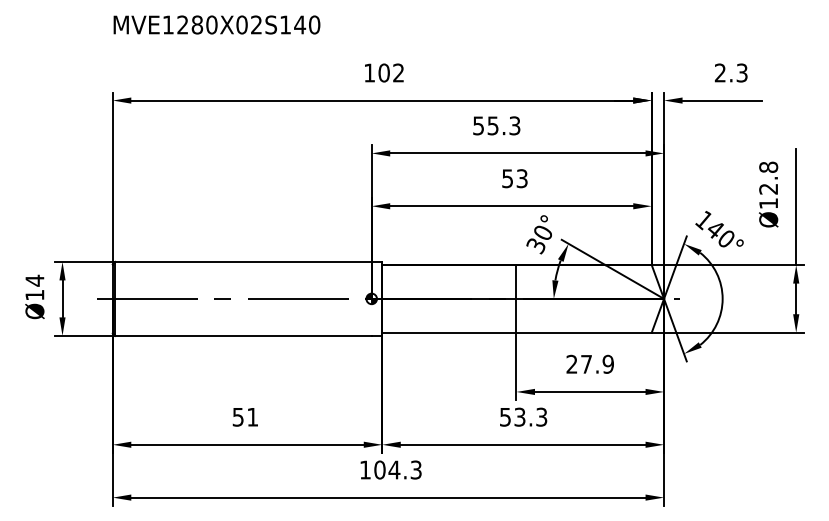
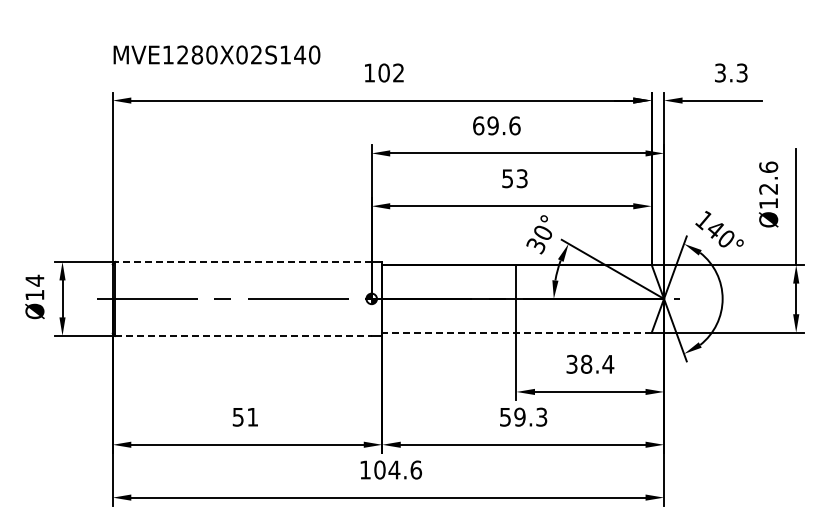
text position: (216, 24) -> (216, 54) (216, 54)
text: 2.3 -> 3.3 (720, 72)
text: 55.3 -> 69.6 (496, 125)
text: Ø12.8 -> Ø12.6 (768, 166)
line: solid -> dashed (243, 261)
line: solid -> dashed (517, 332)
line: solid -> dashed (244, 335)
text: 27.9 -> 38.4 (590, 363)
text: 53.3 -> 59.3 (519, 416)
text: 104.3 -> 104.6 (416, 469)
